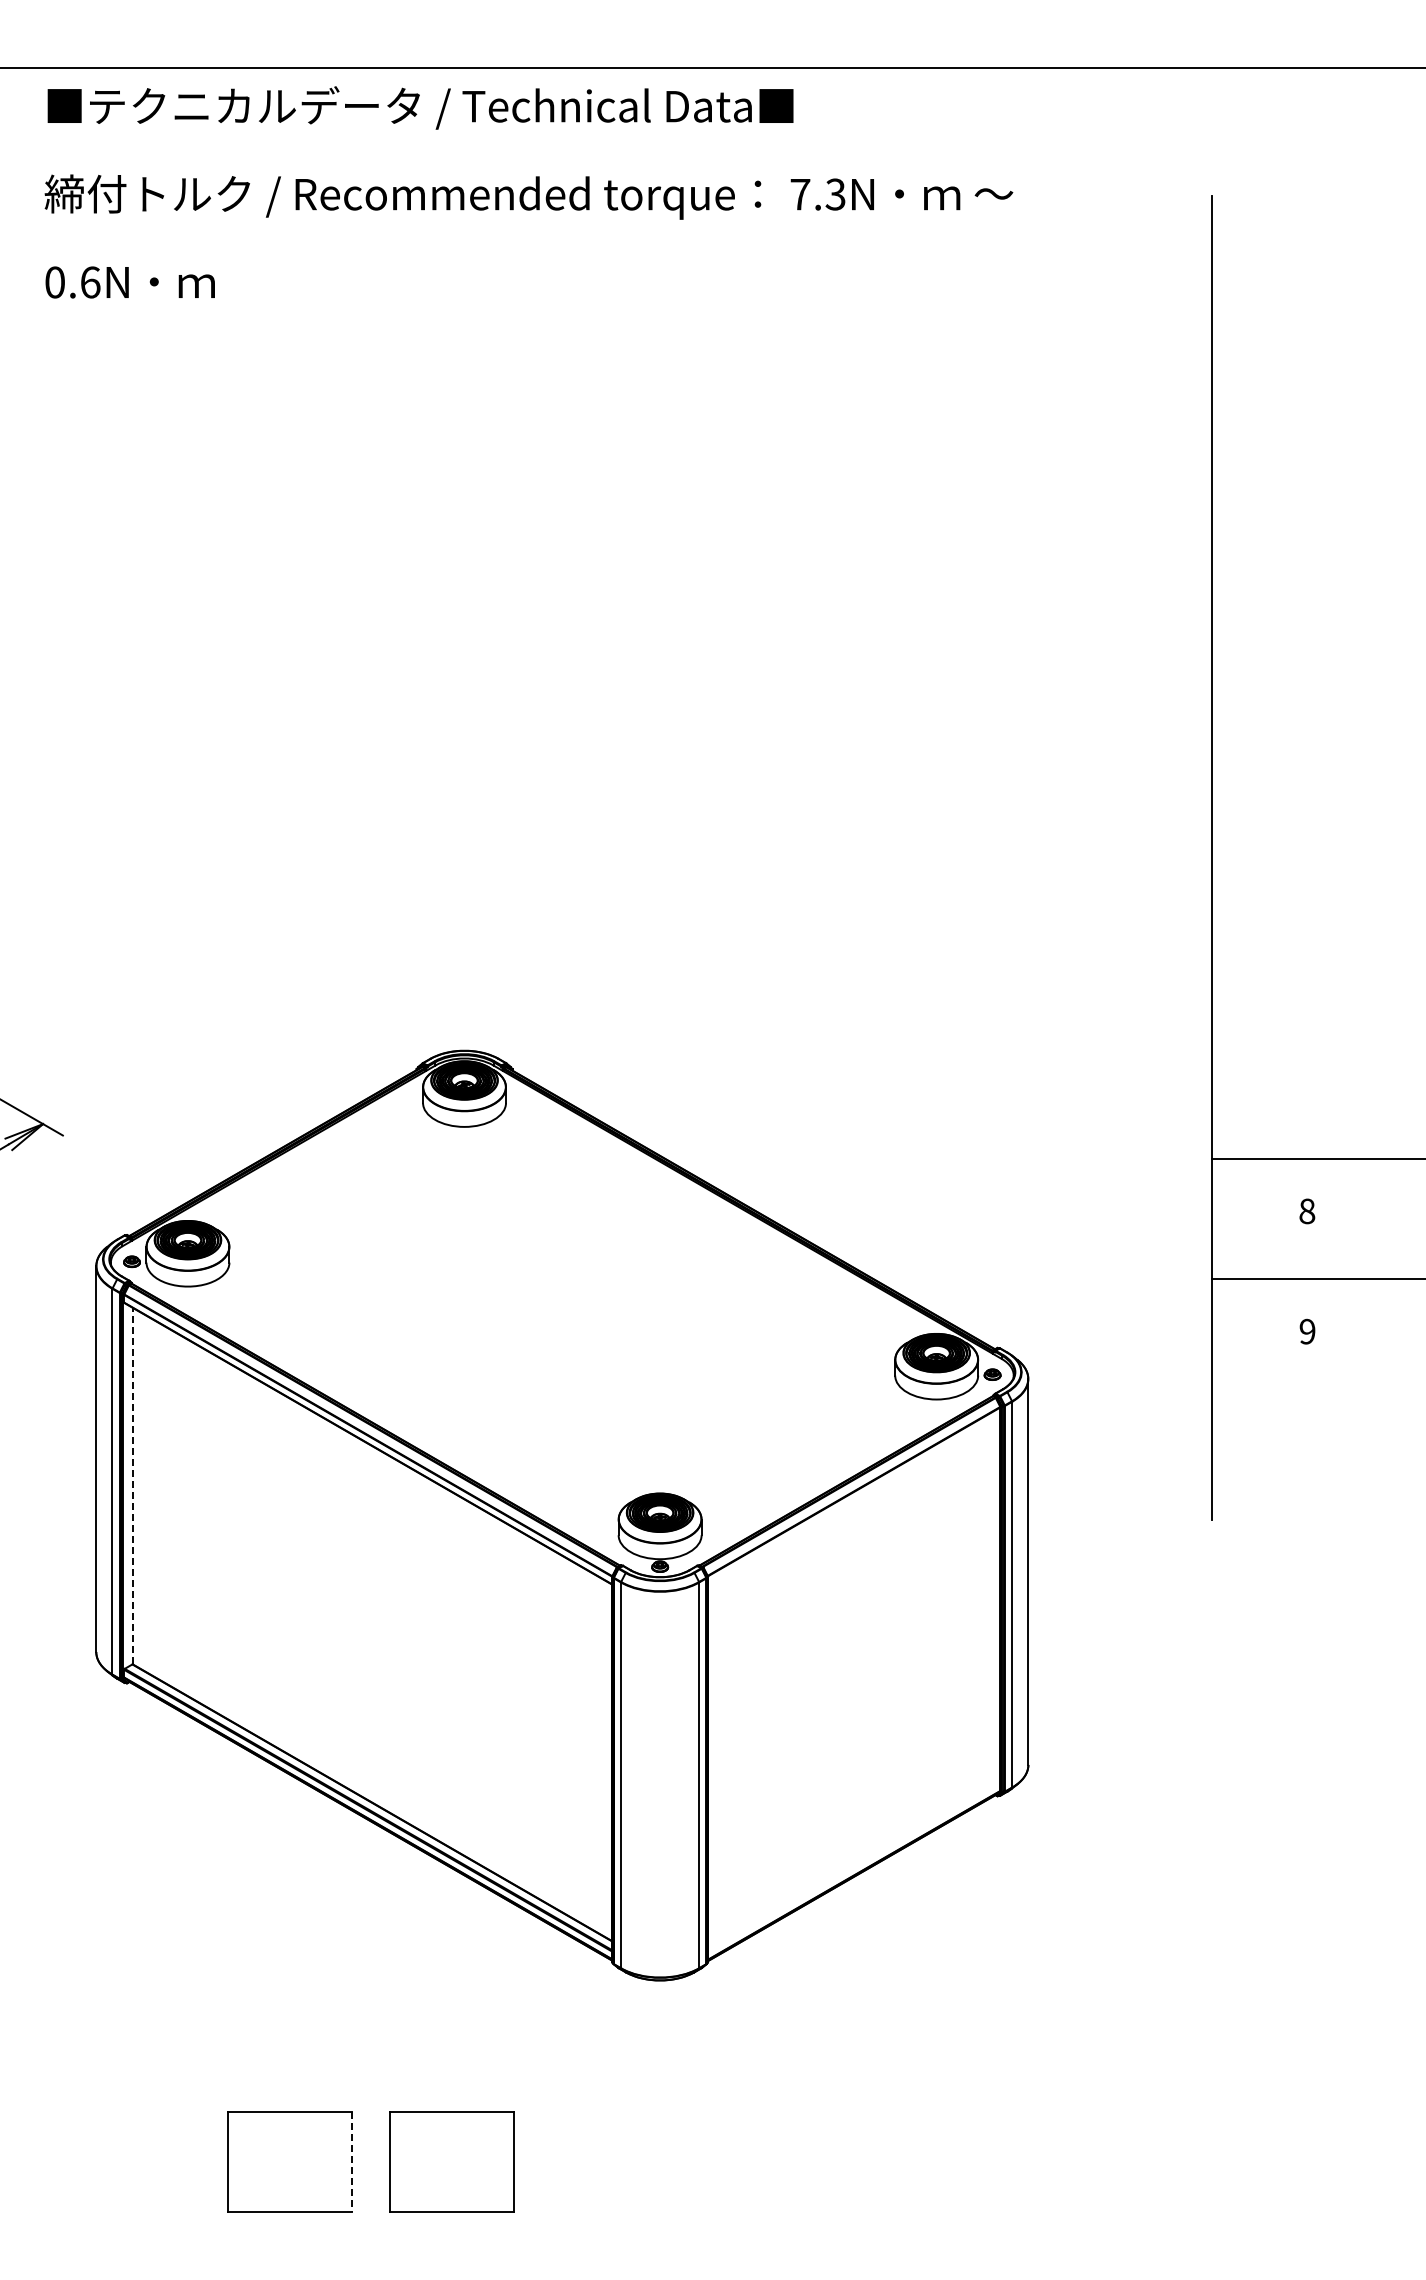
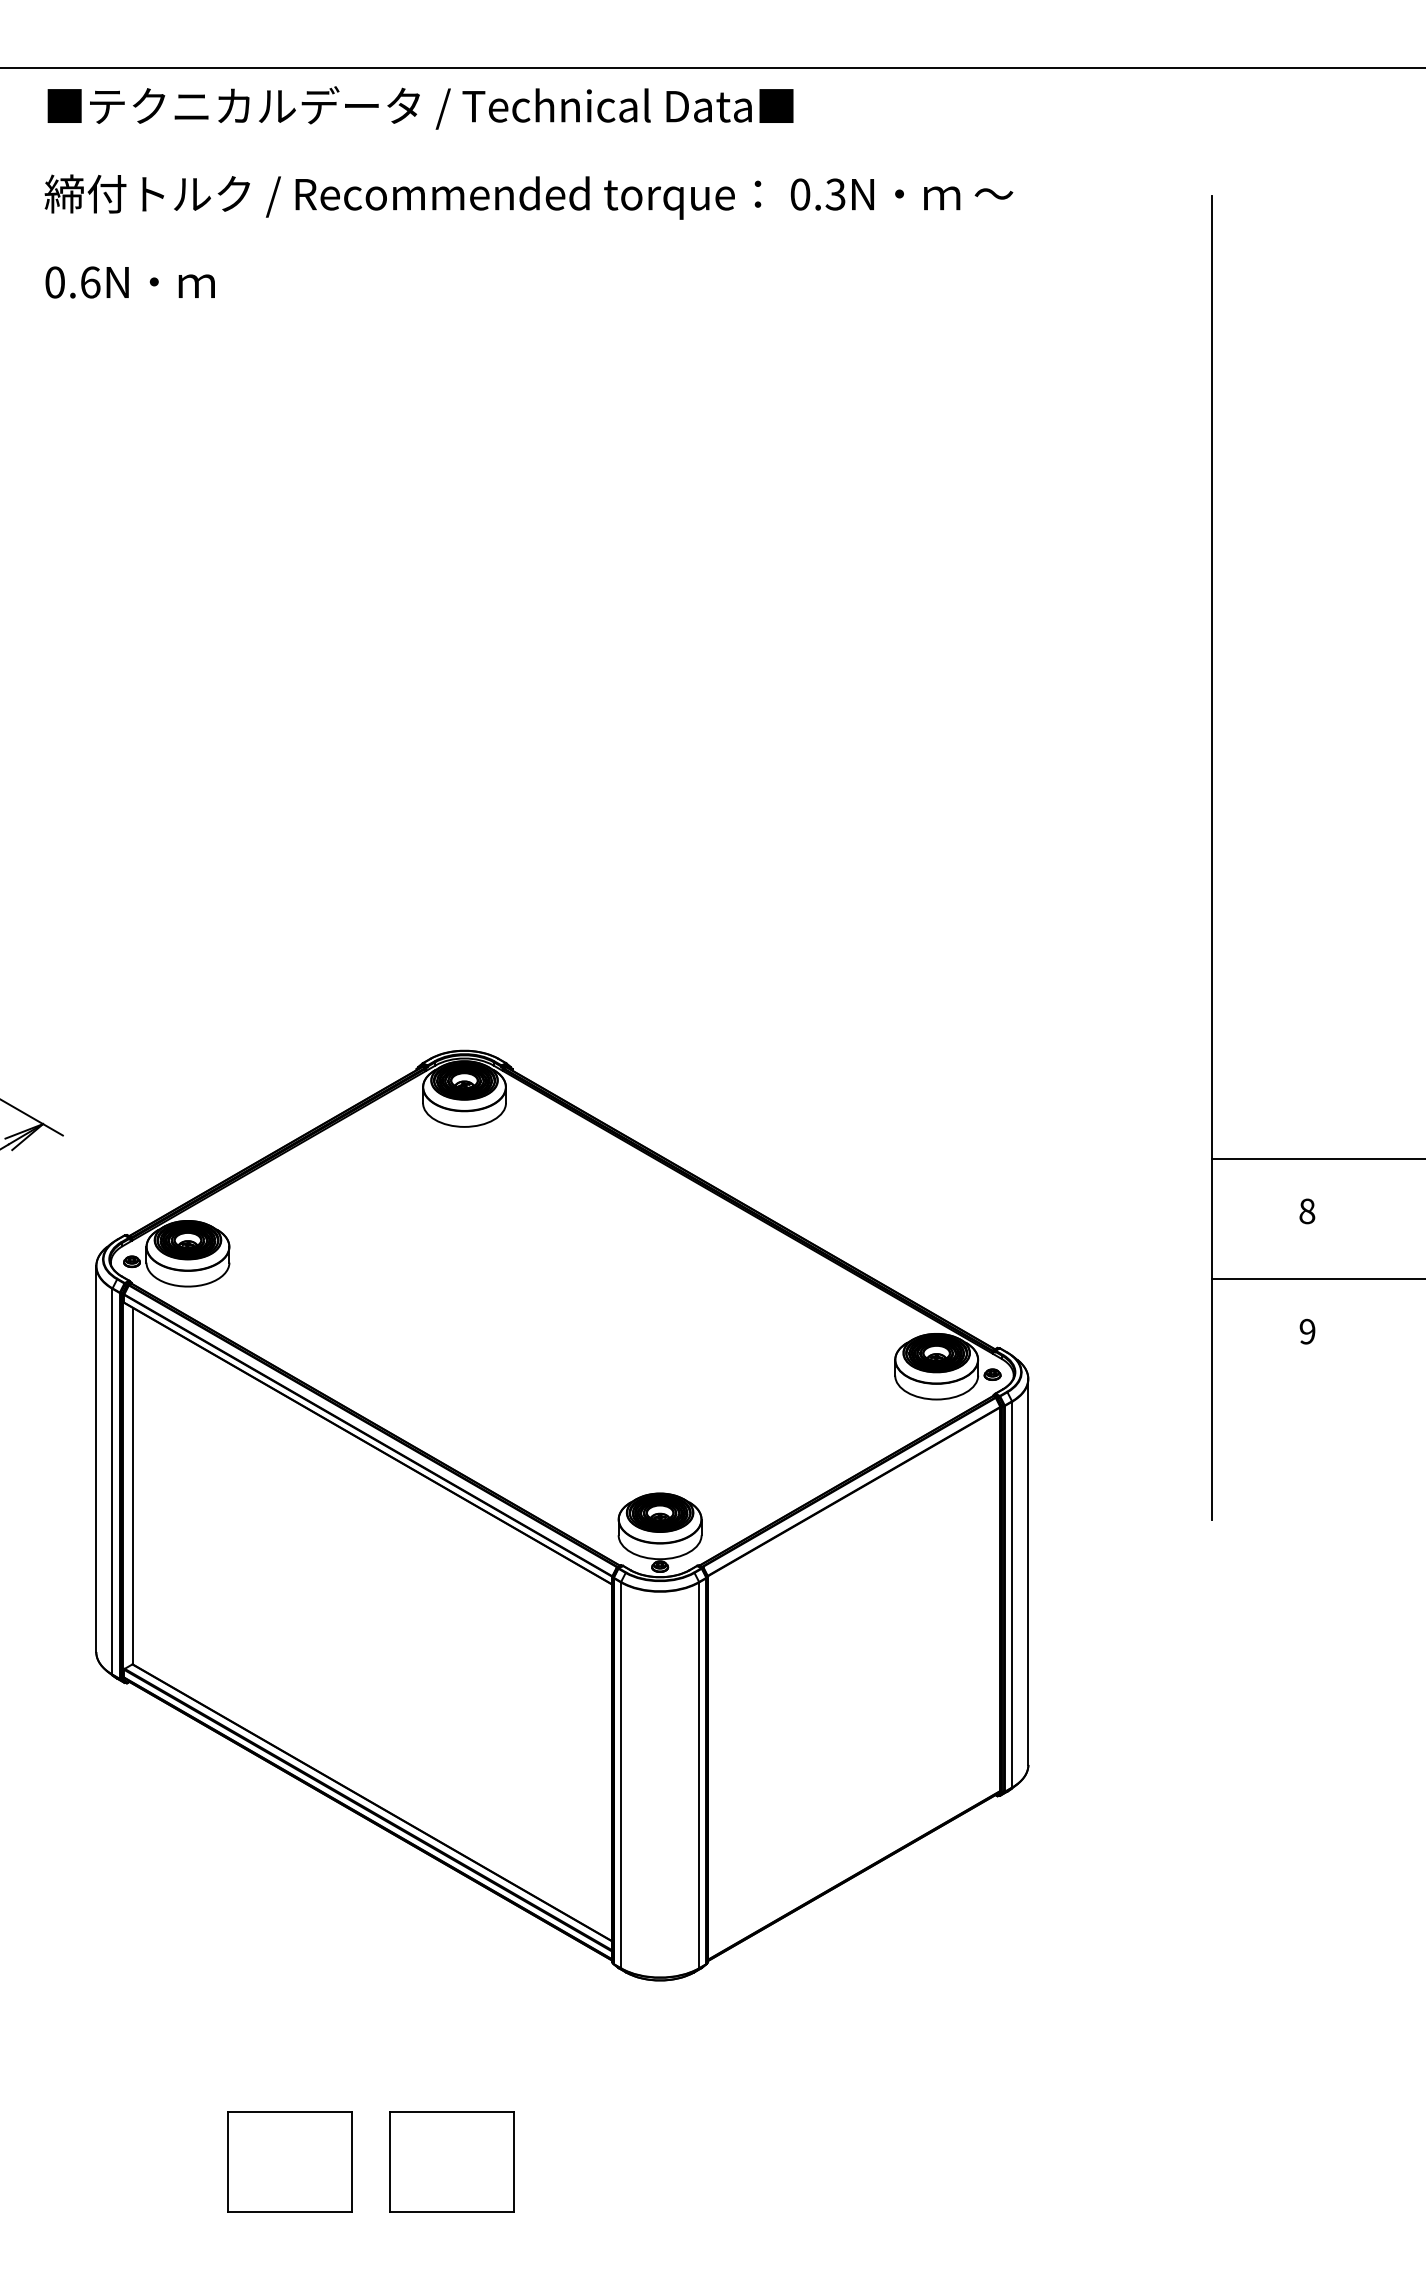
text: 7.3N -> 0.3N (800, 194)
line: dashed -> solid (133, 1485)
line: dashed -> solid (352, 2161)
